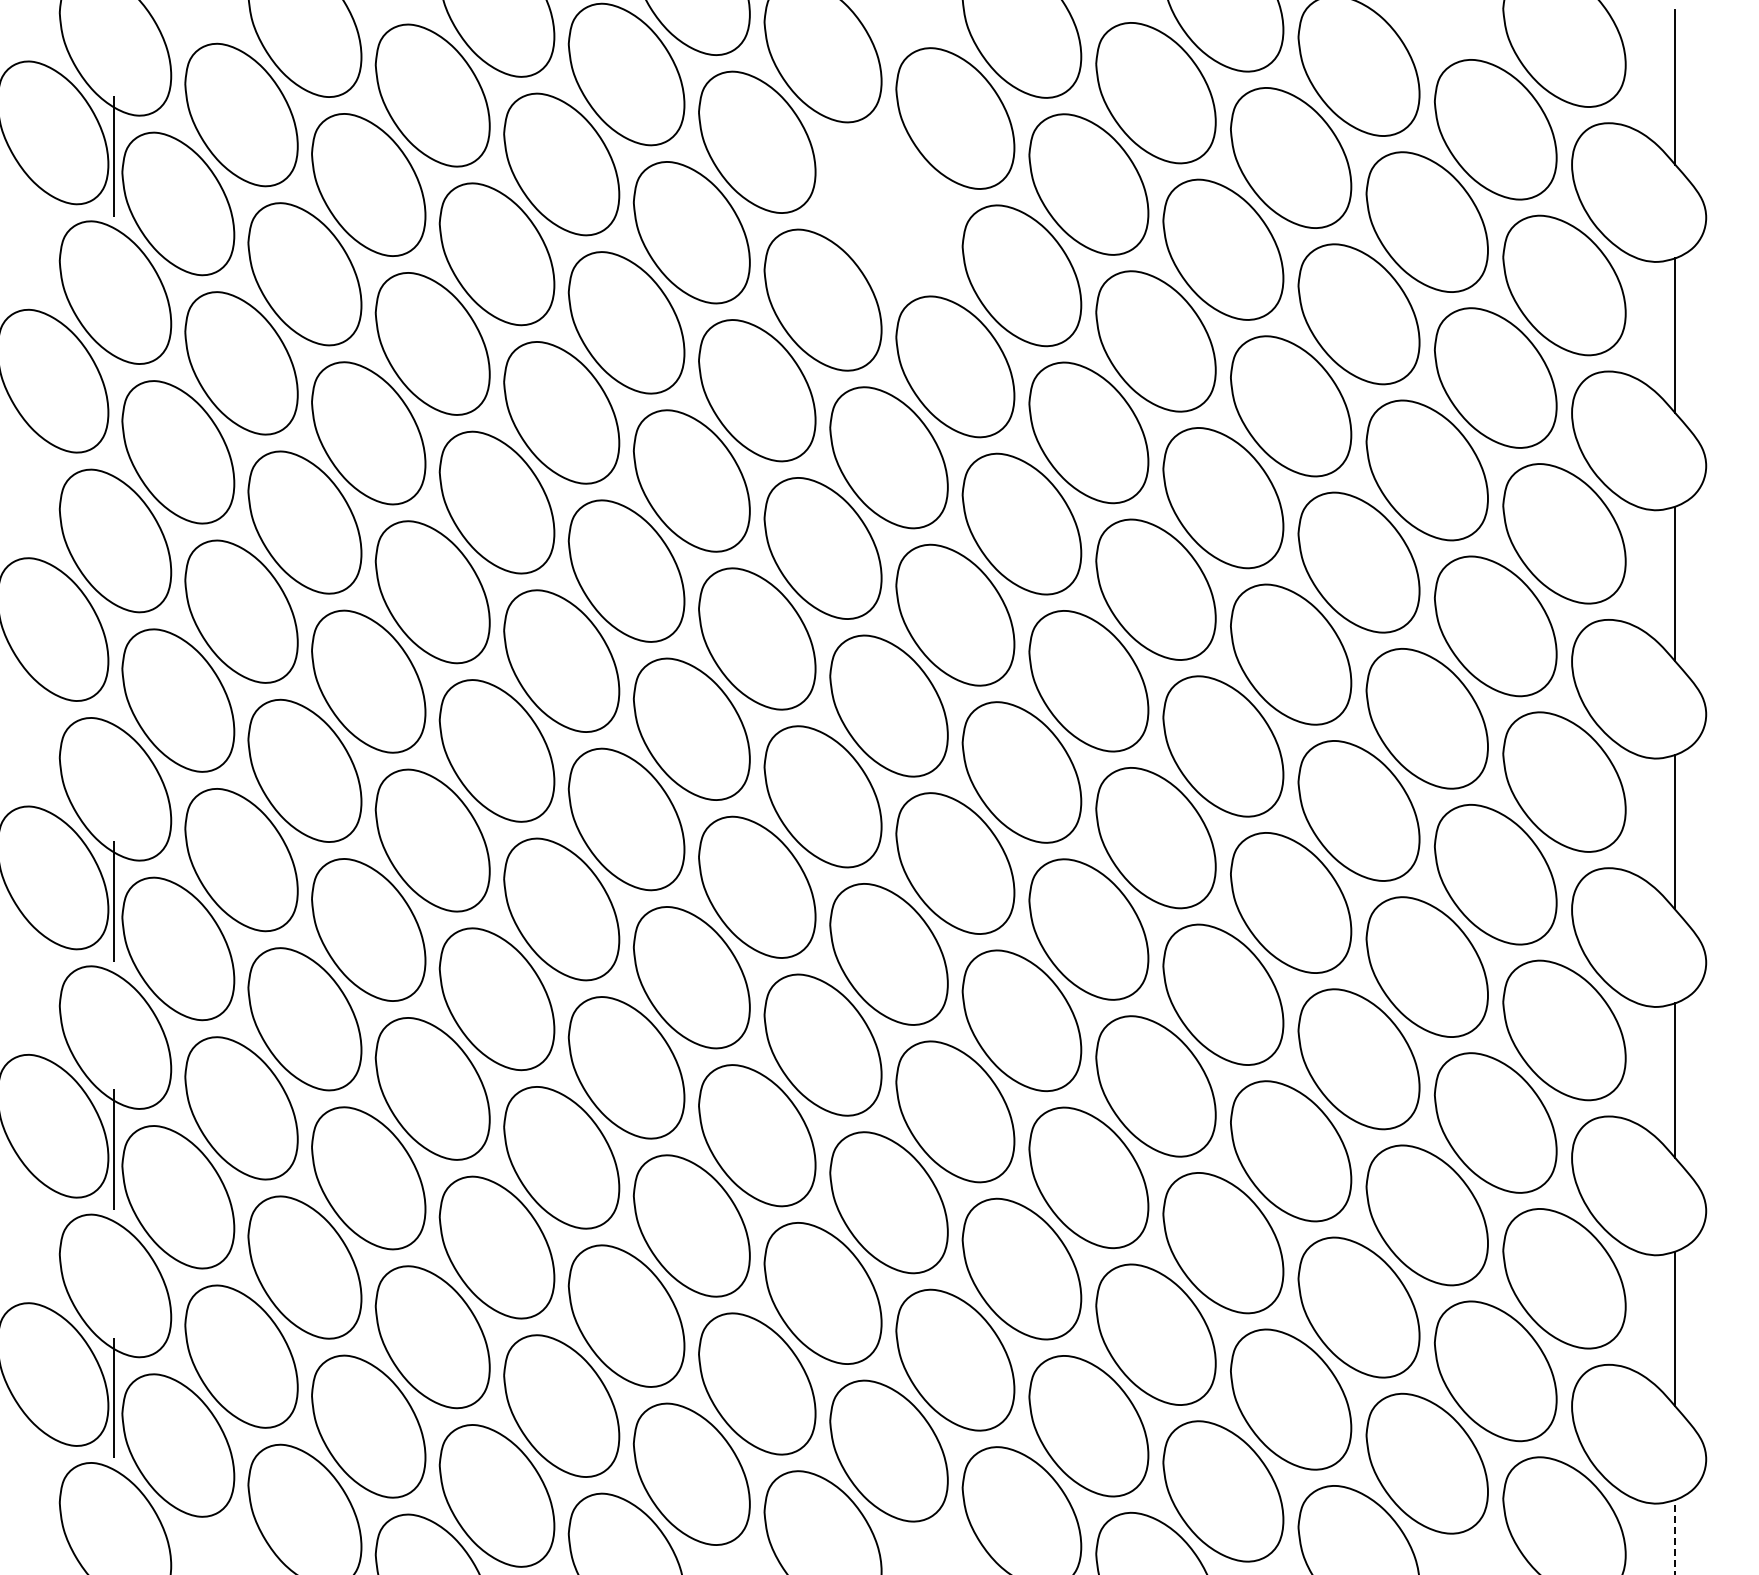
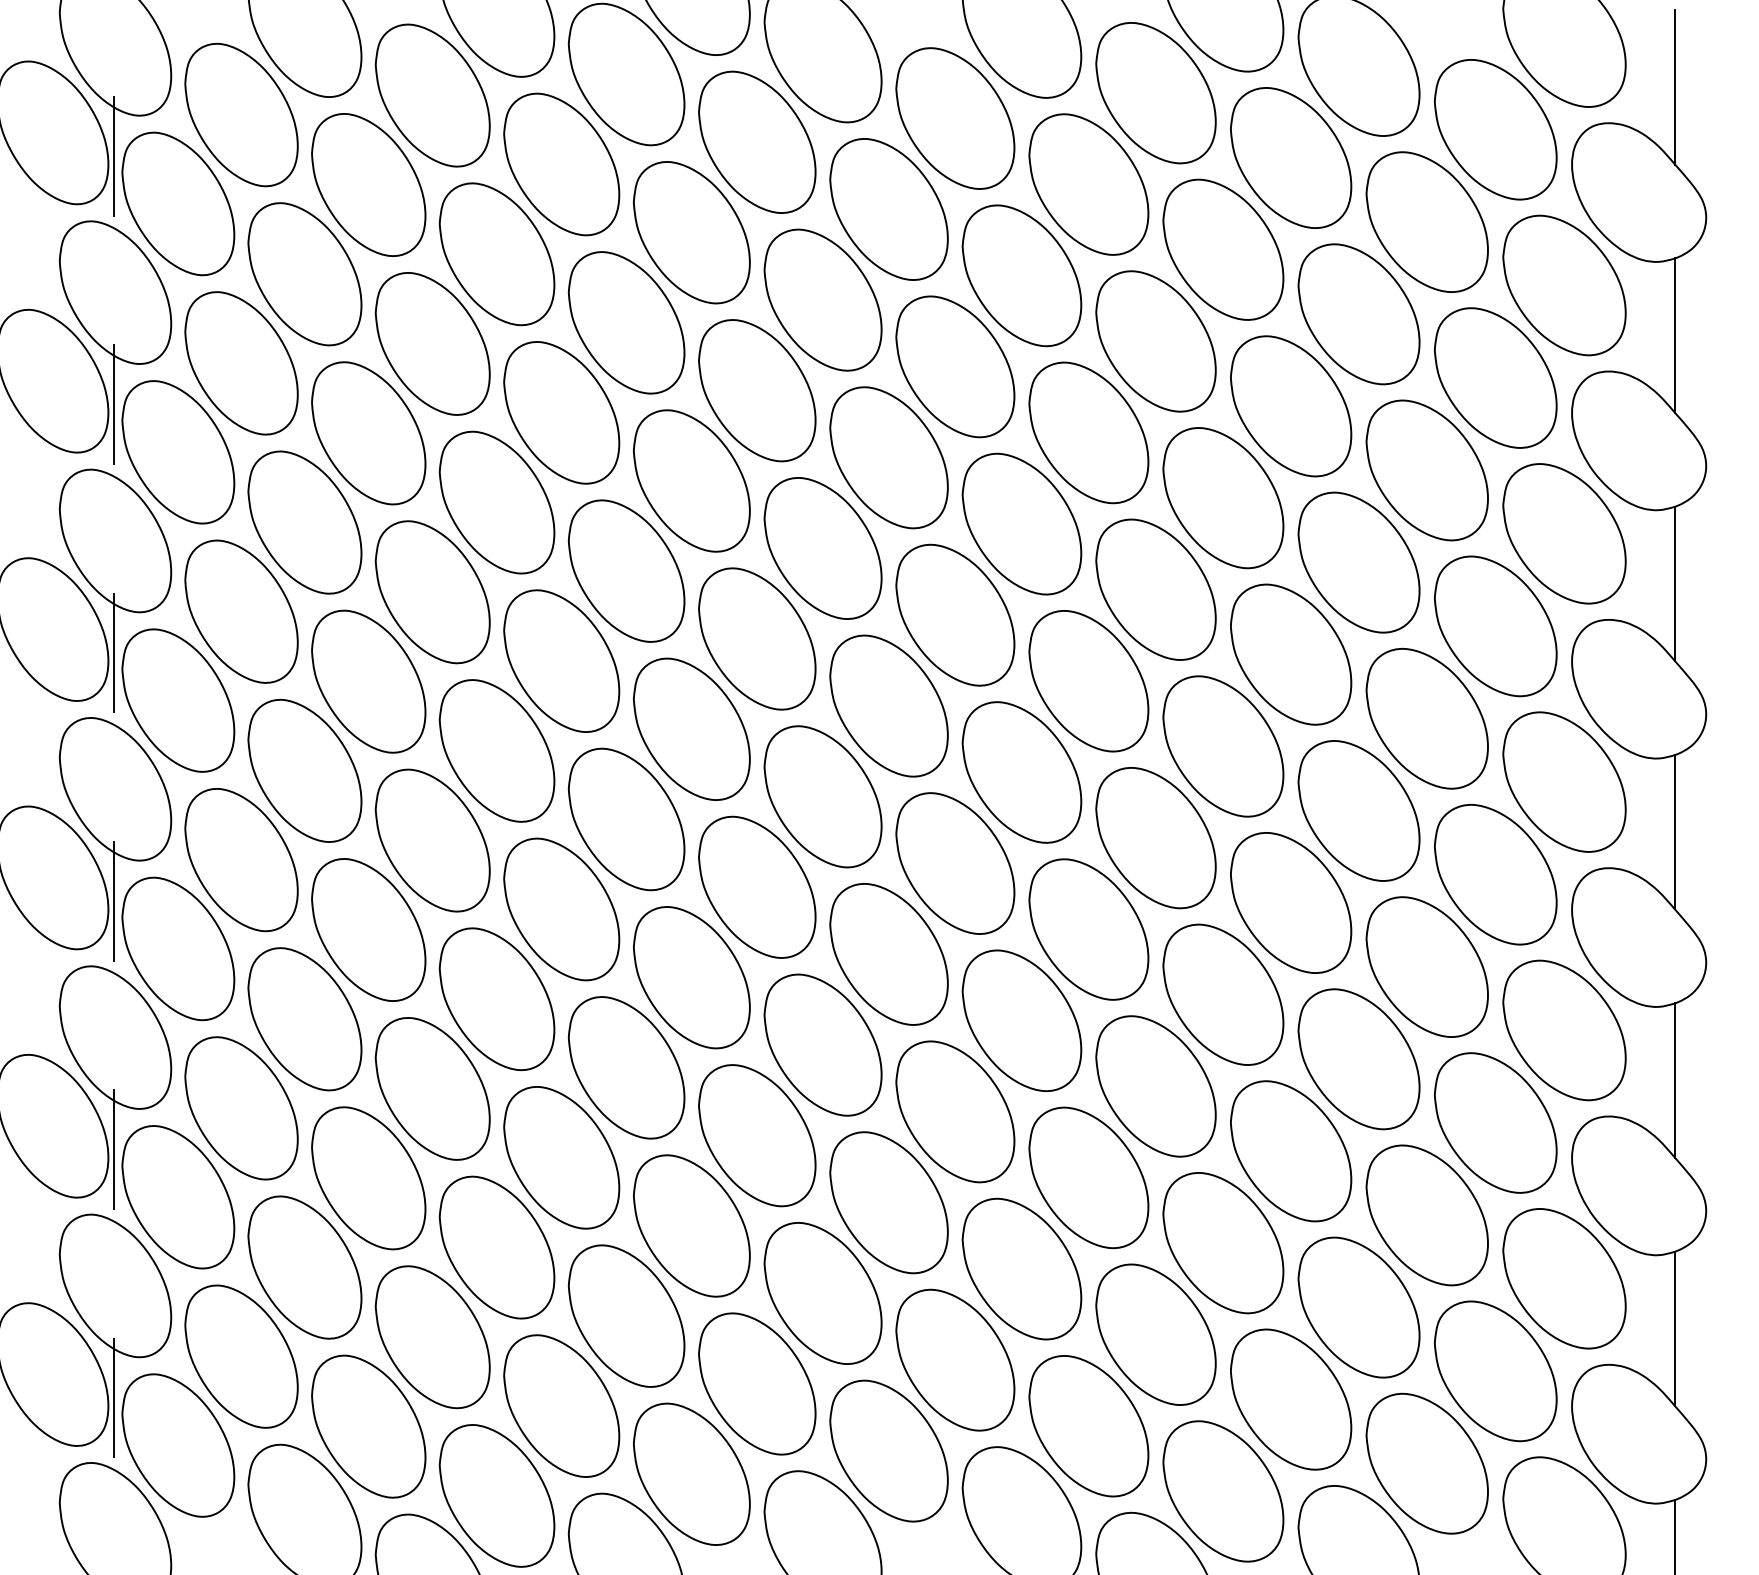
part: none -> present (888, 209)
line: none -> present (114, 404)
line: none -> present (114, 652)
line: dashed -> solid (1675, 1536)
